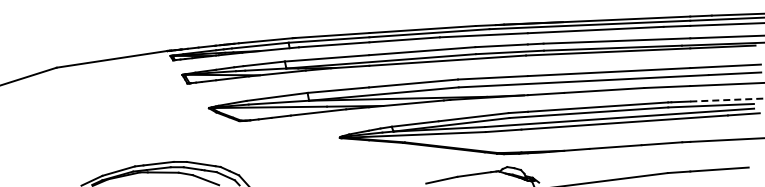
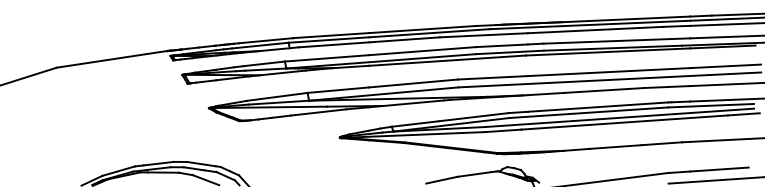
line: dashed -> solid (727, 100)
line: none -> present (714, 180)
